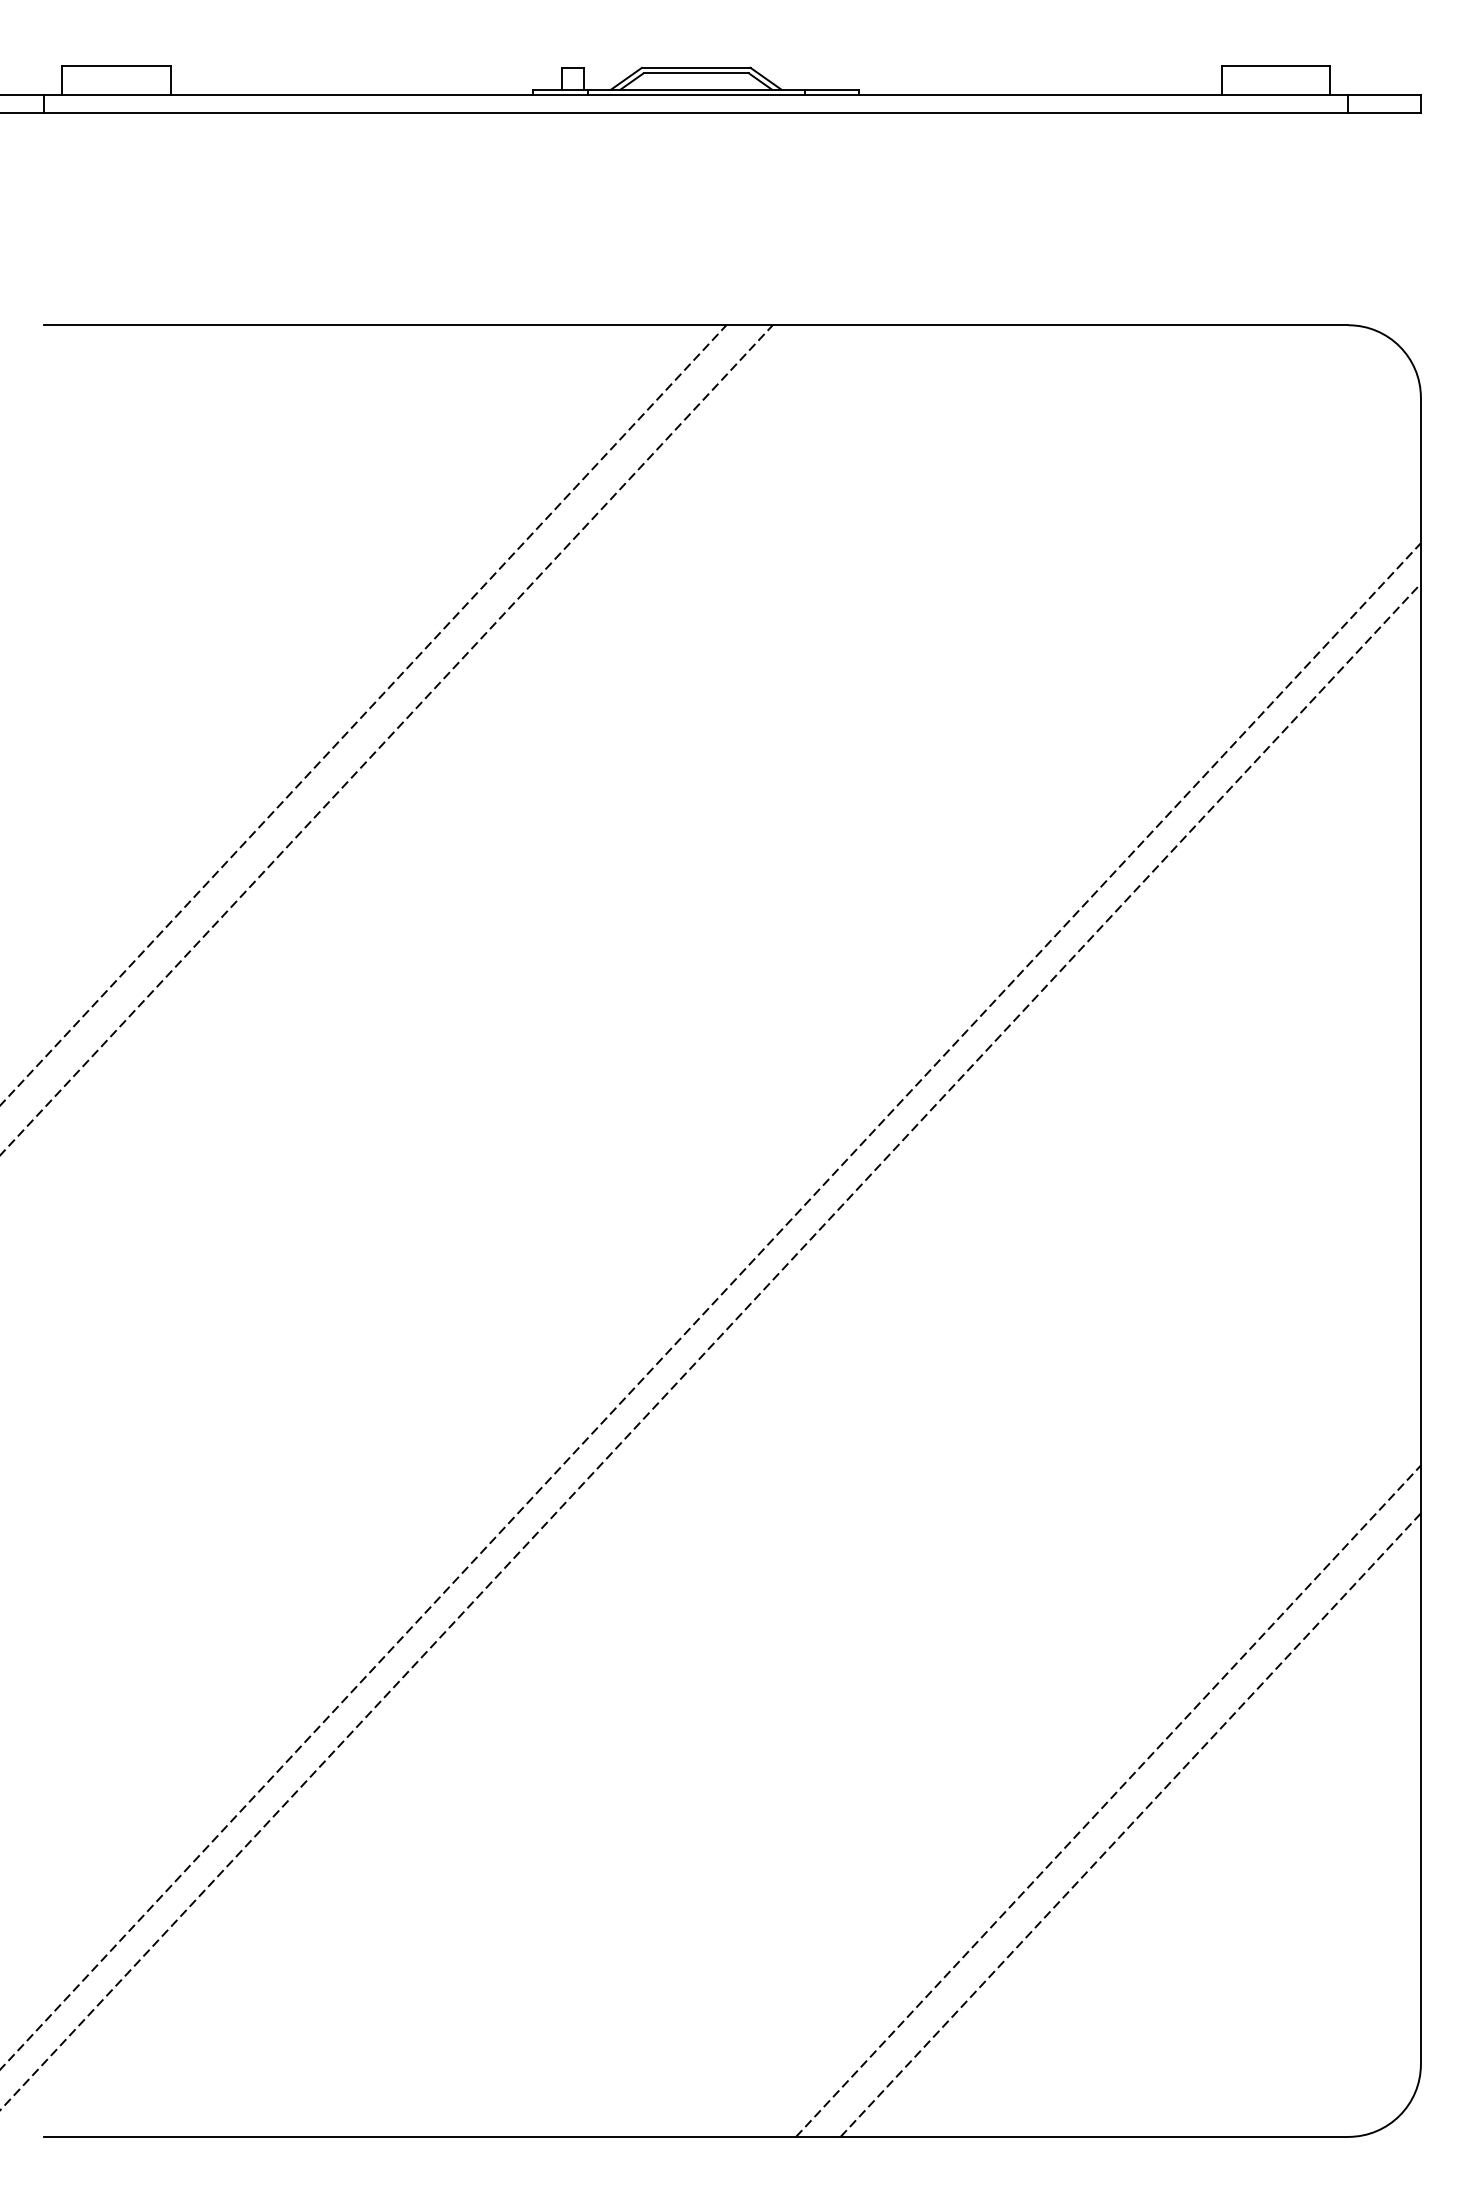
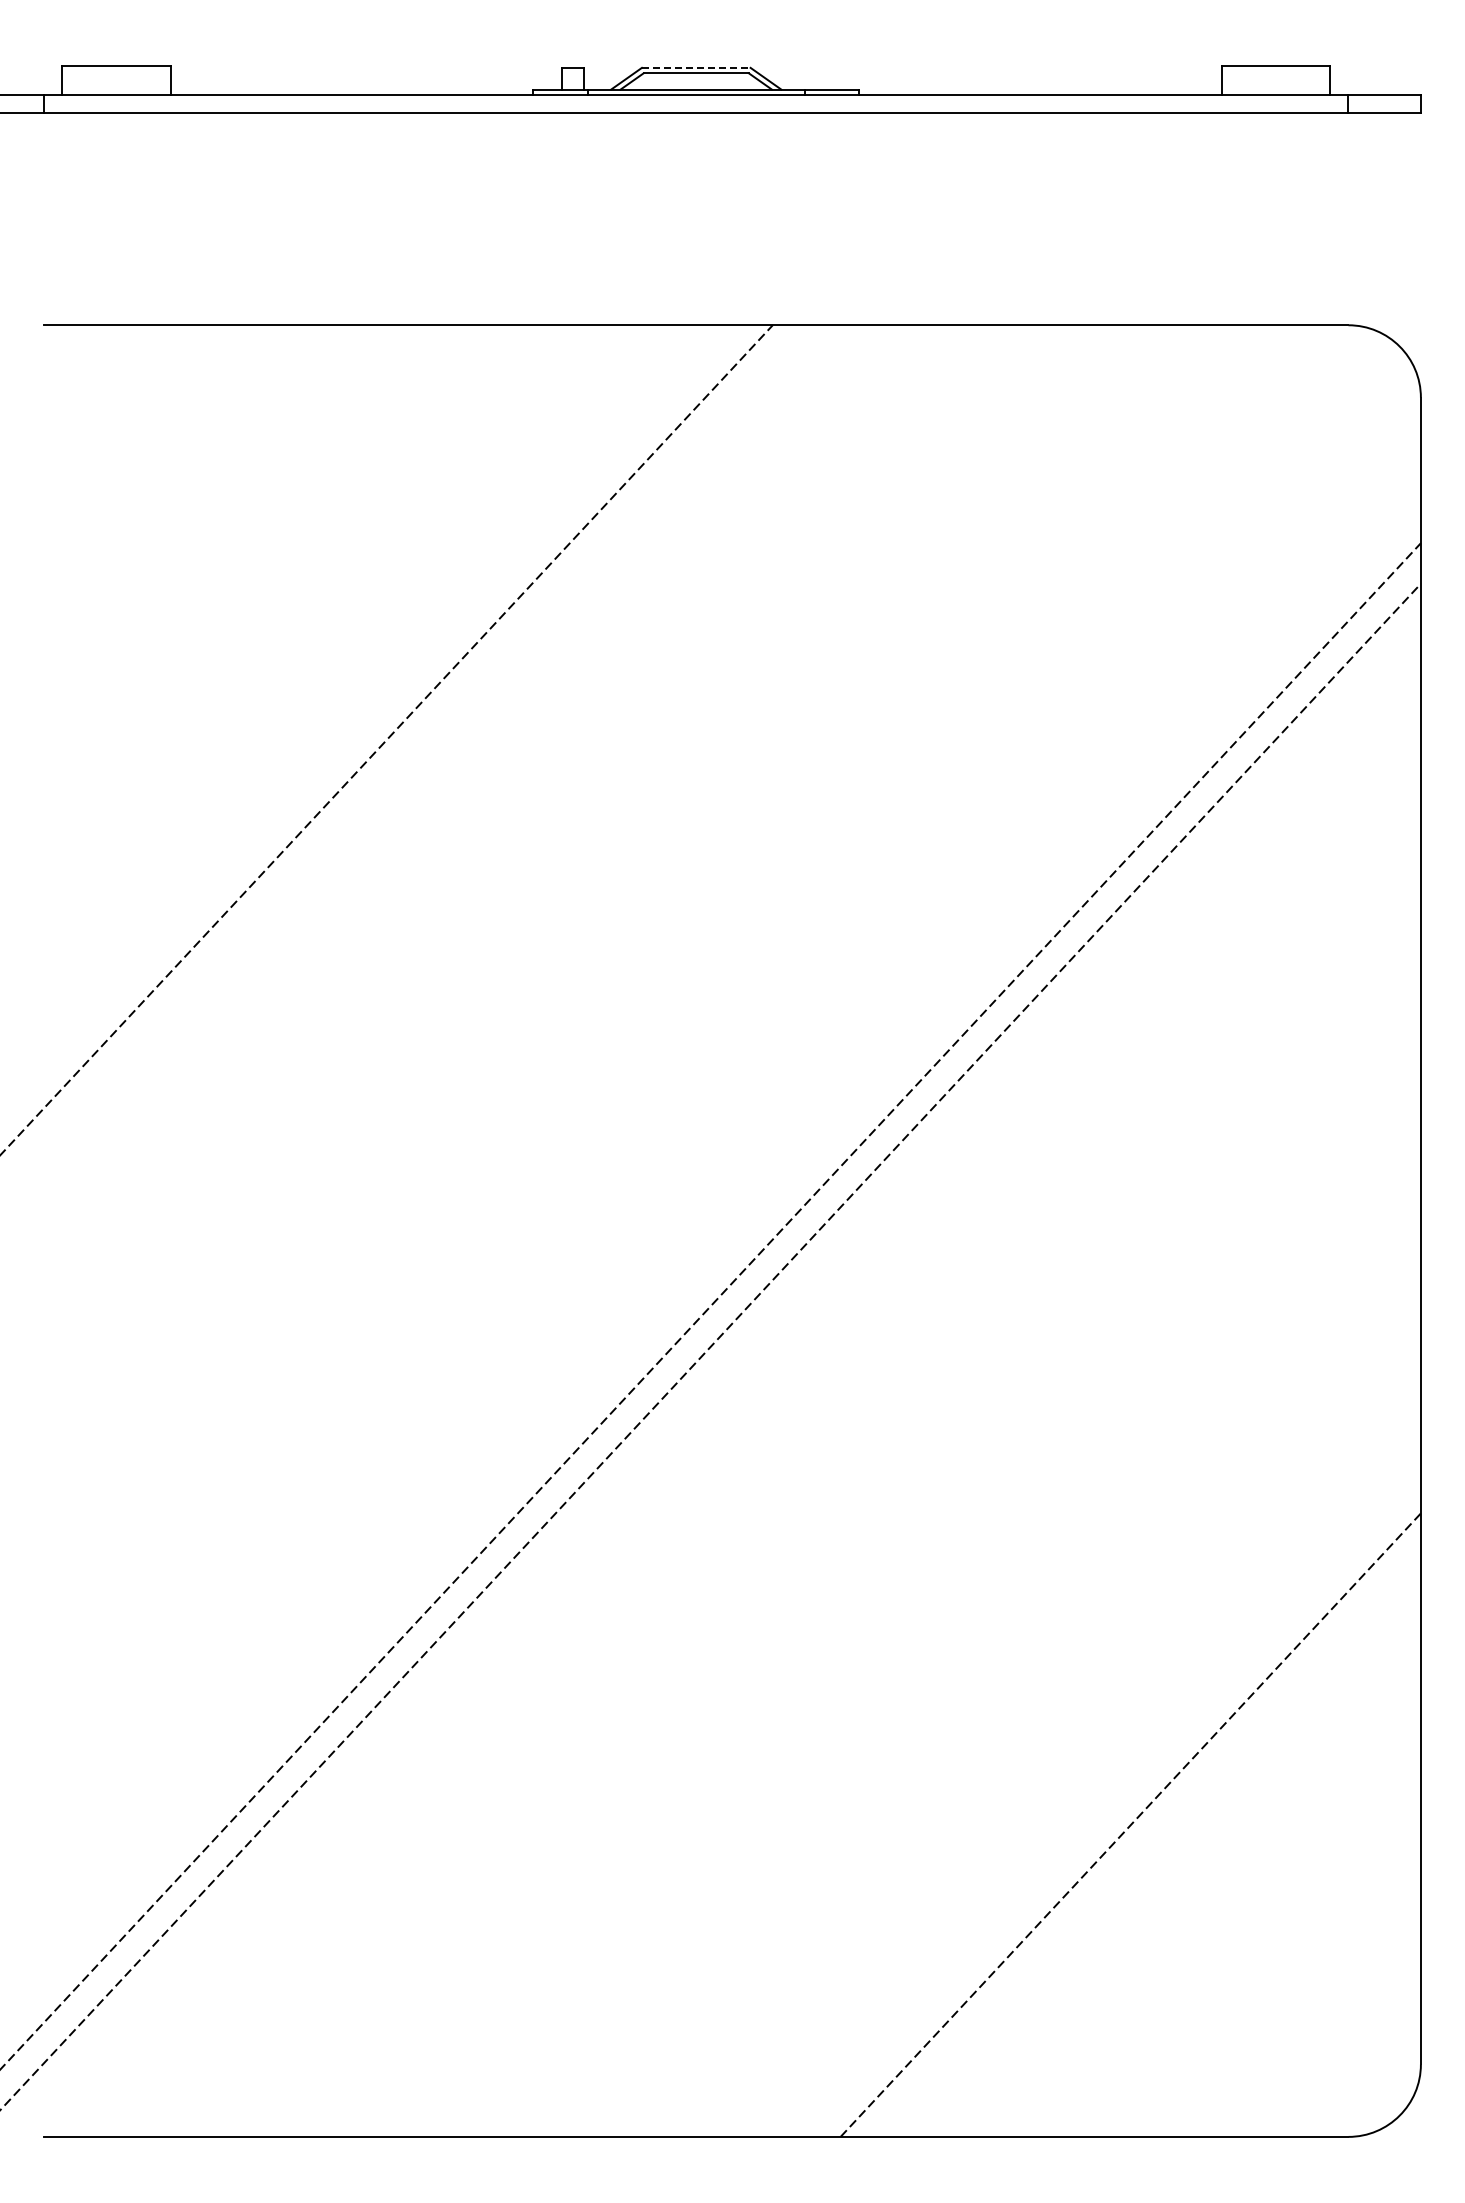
line: solid -> dashed (696, 67)
line: present -> none (364, 714)
line: present -> none (1108, 1800)
